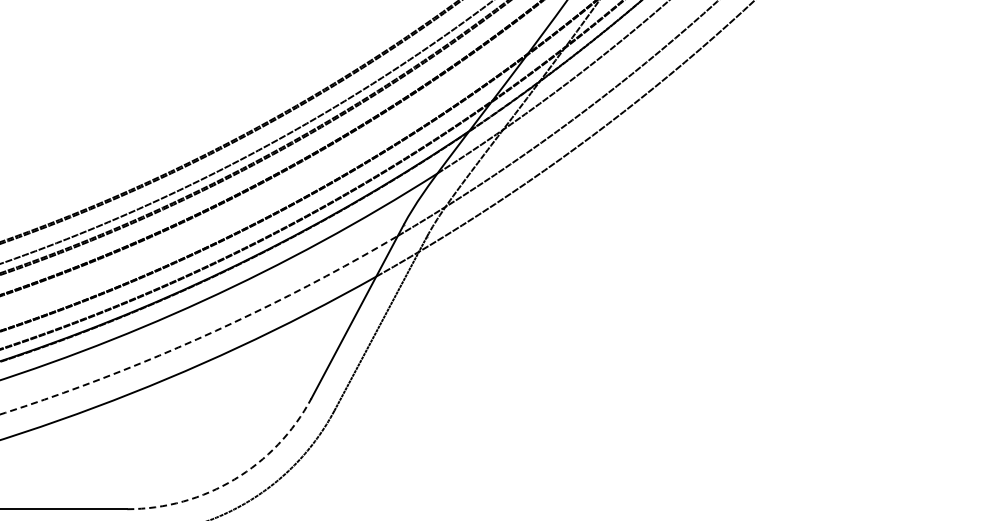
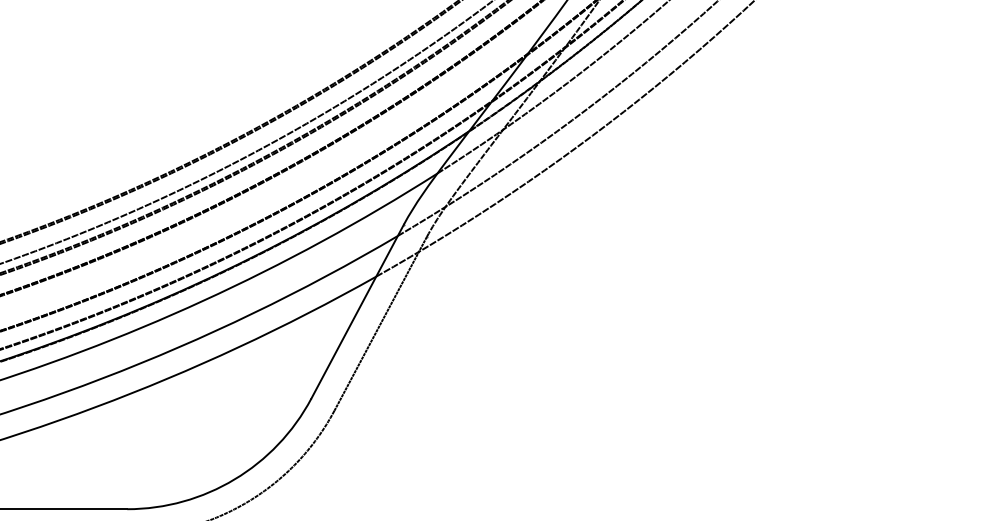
arc: dashed -> solid (204, 336)
arc: dashed -> solid (234, 479)
